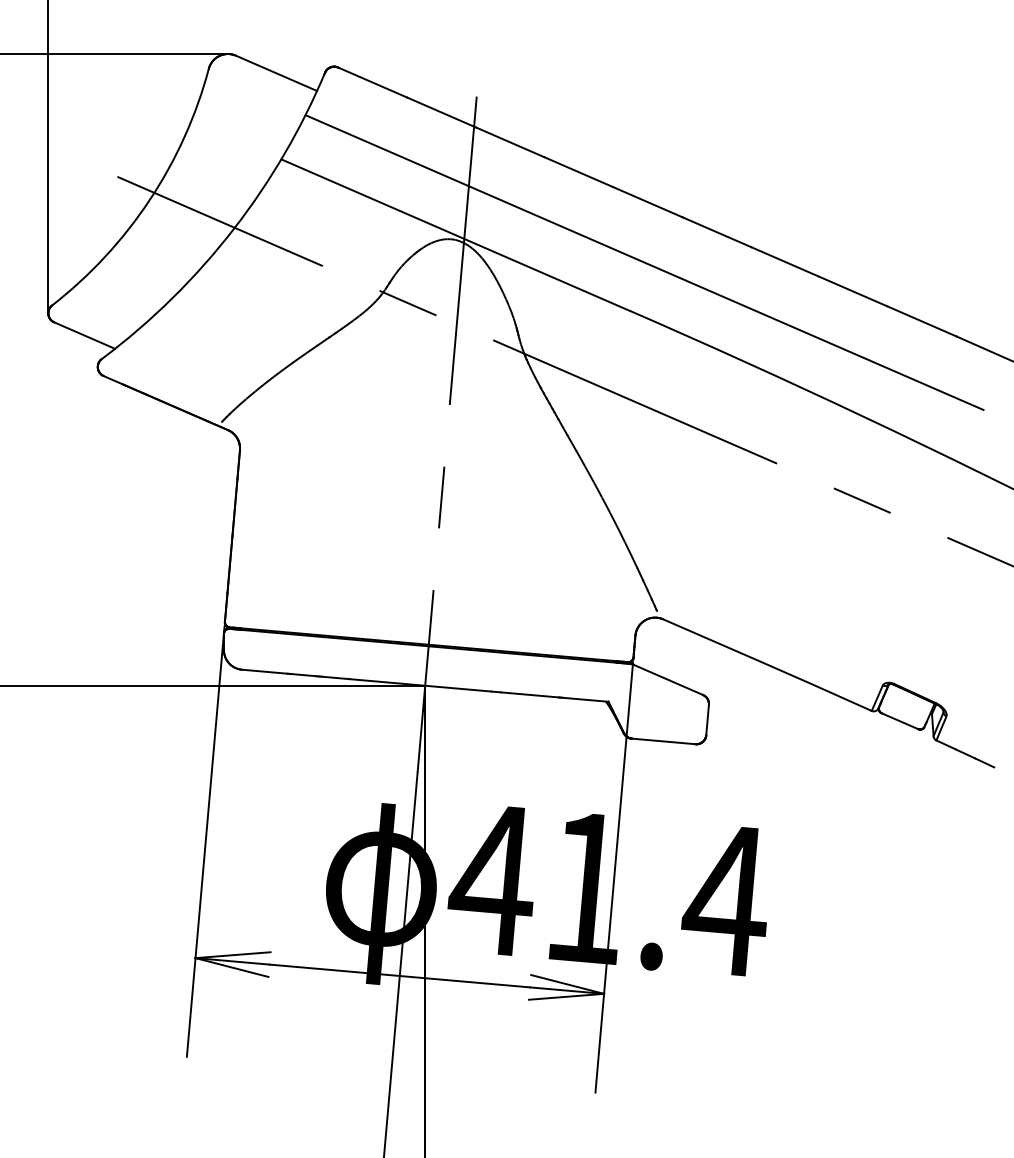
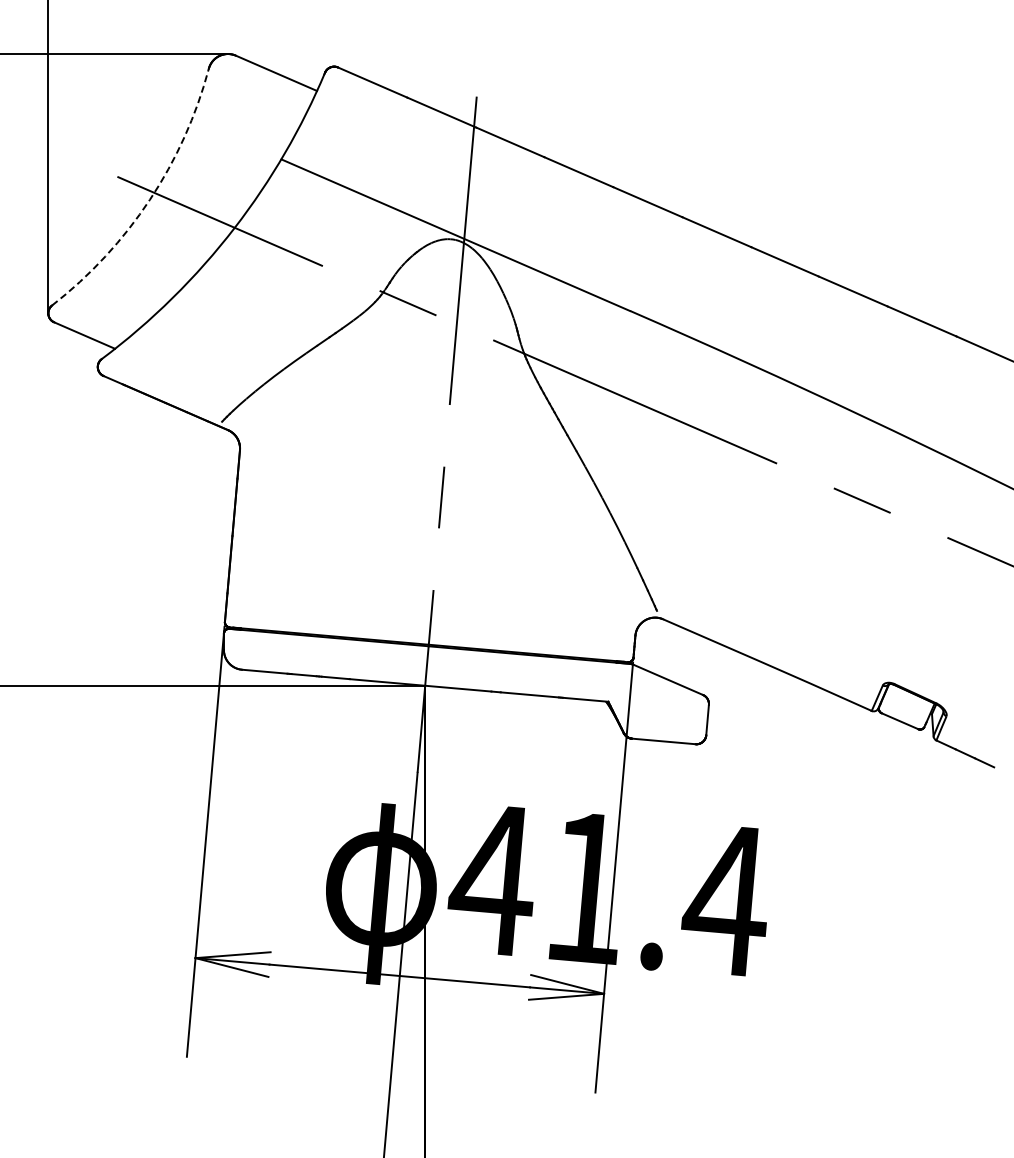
arc: solid -> dashed (149, 199)
line: present -> none (644, 262)
